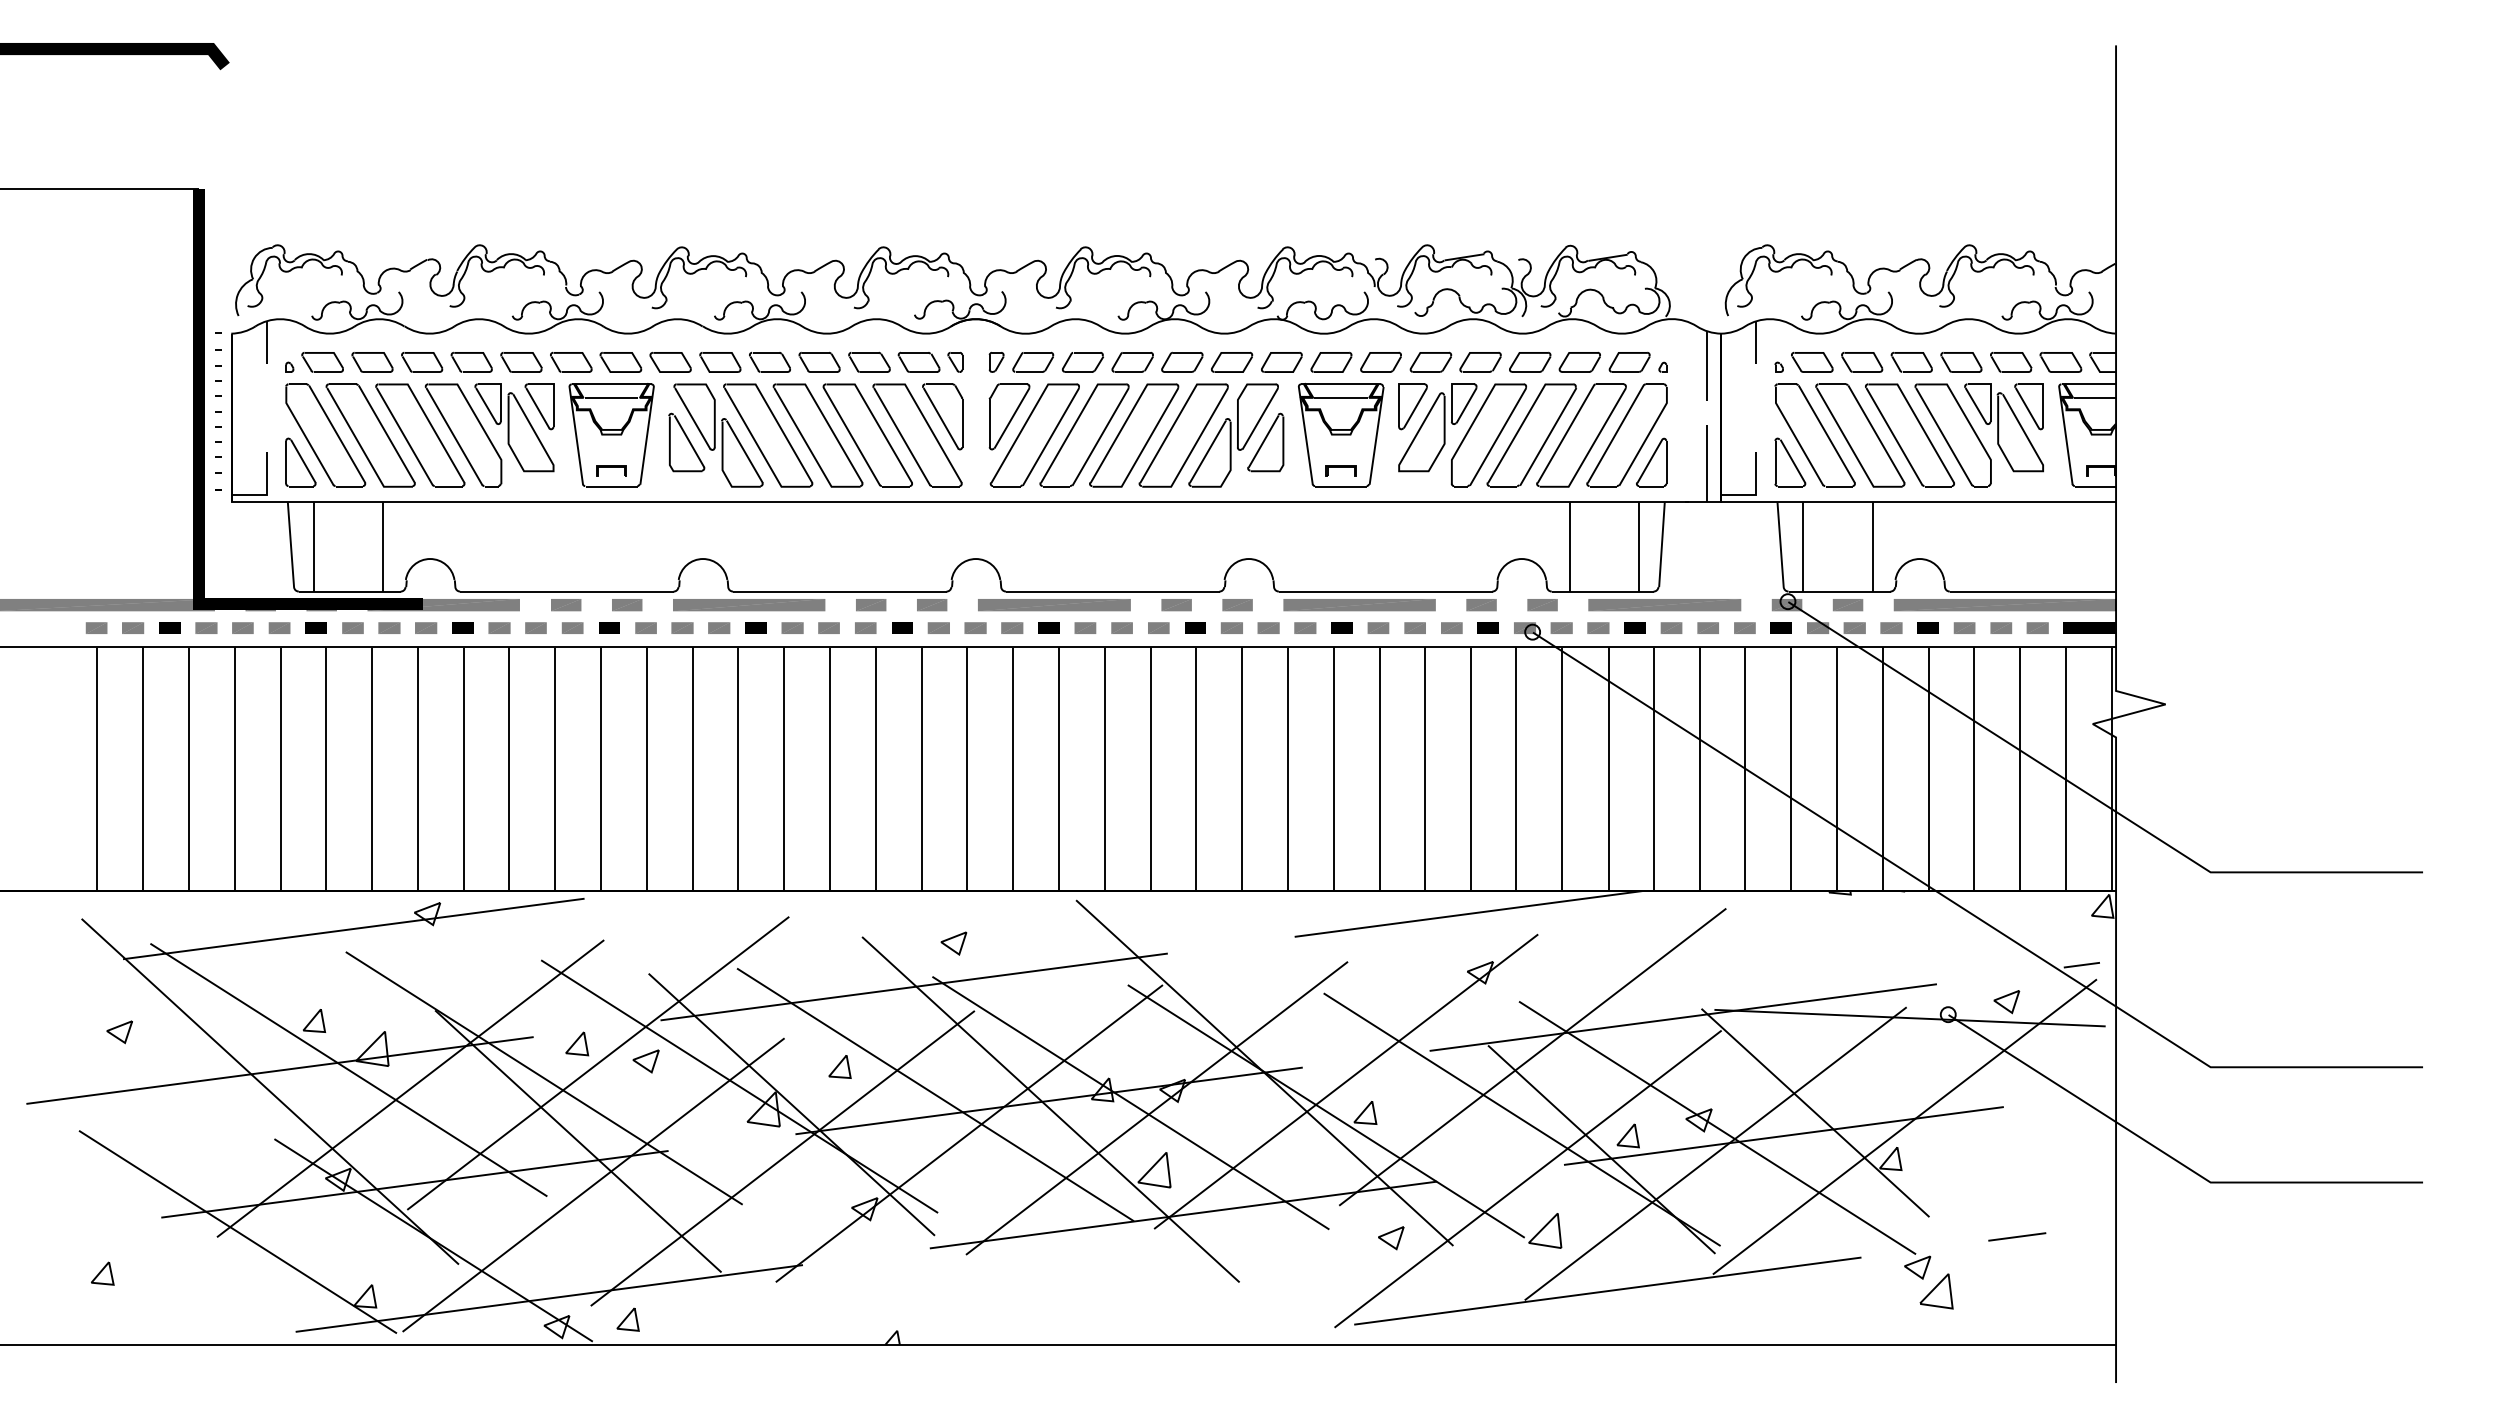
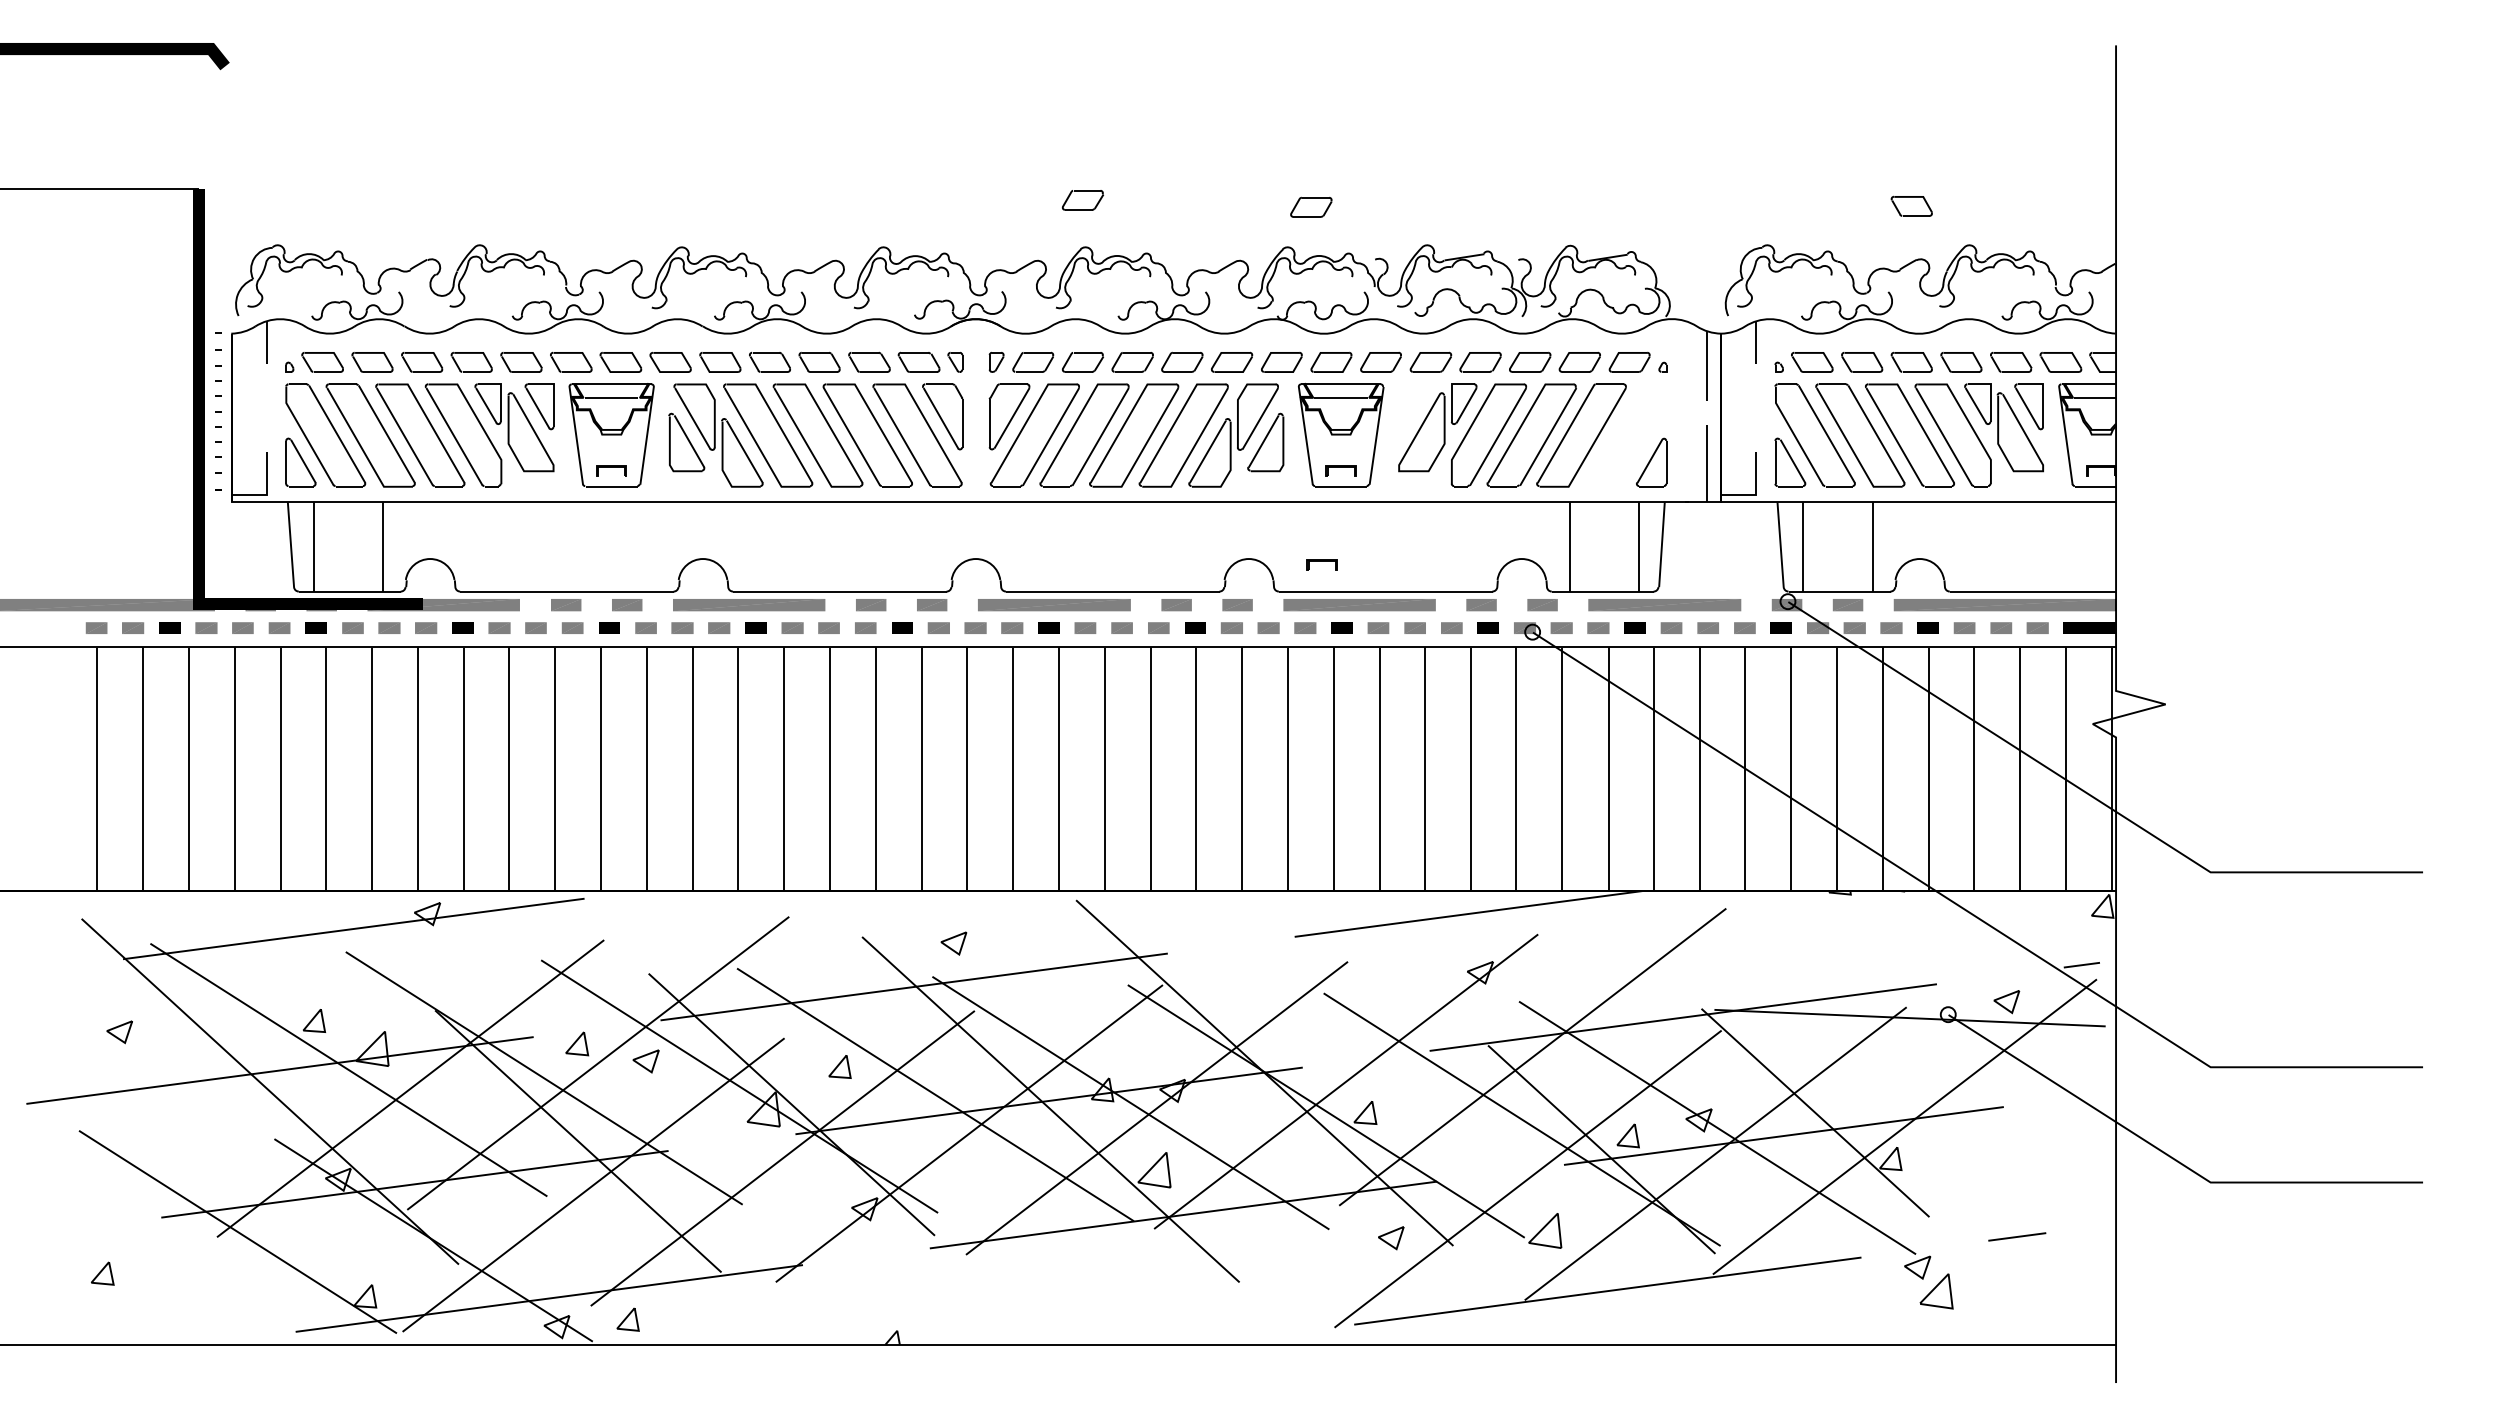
part: none -> present (1082, 200)
part: none -> present (1911, 205)
part: none -> present (1311, 206)
part: present -> none (1412, 406)
part: present -> none (1626, 435)
part: none -> present (1321, 564)
